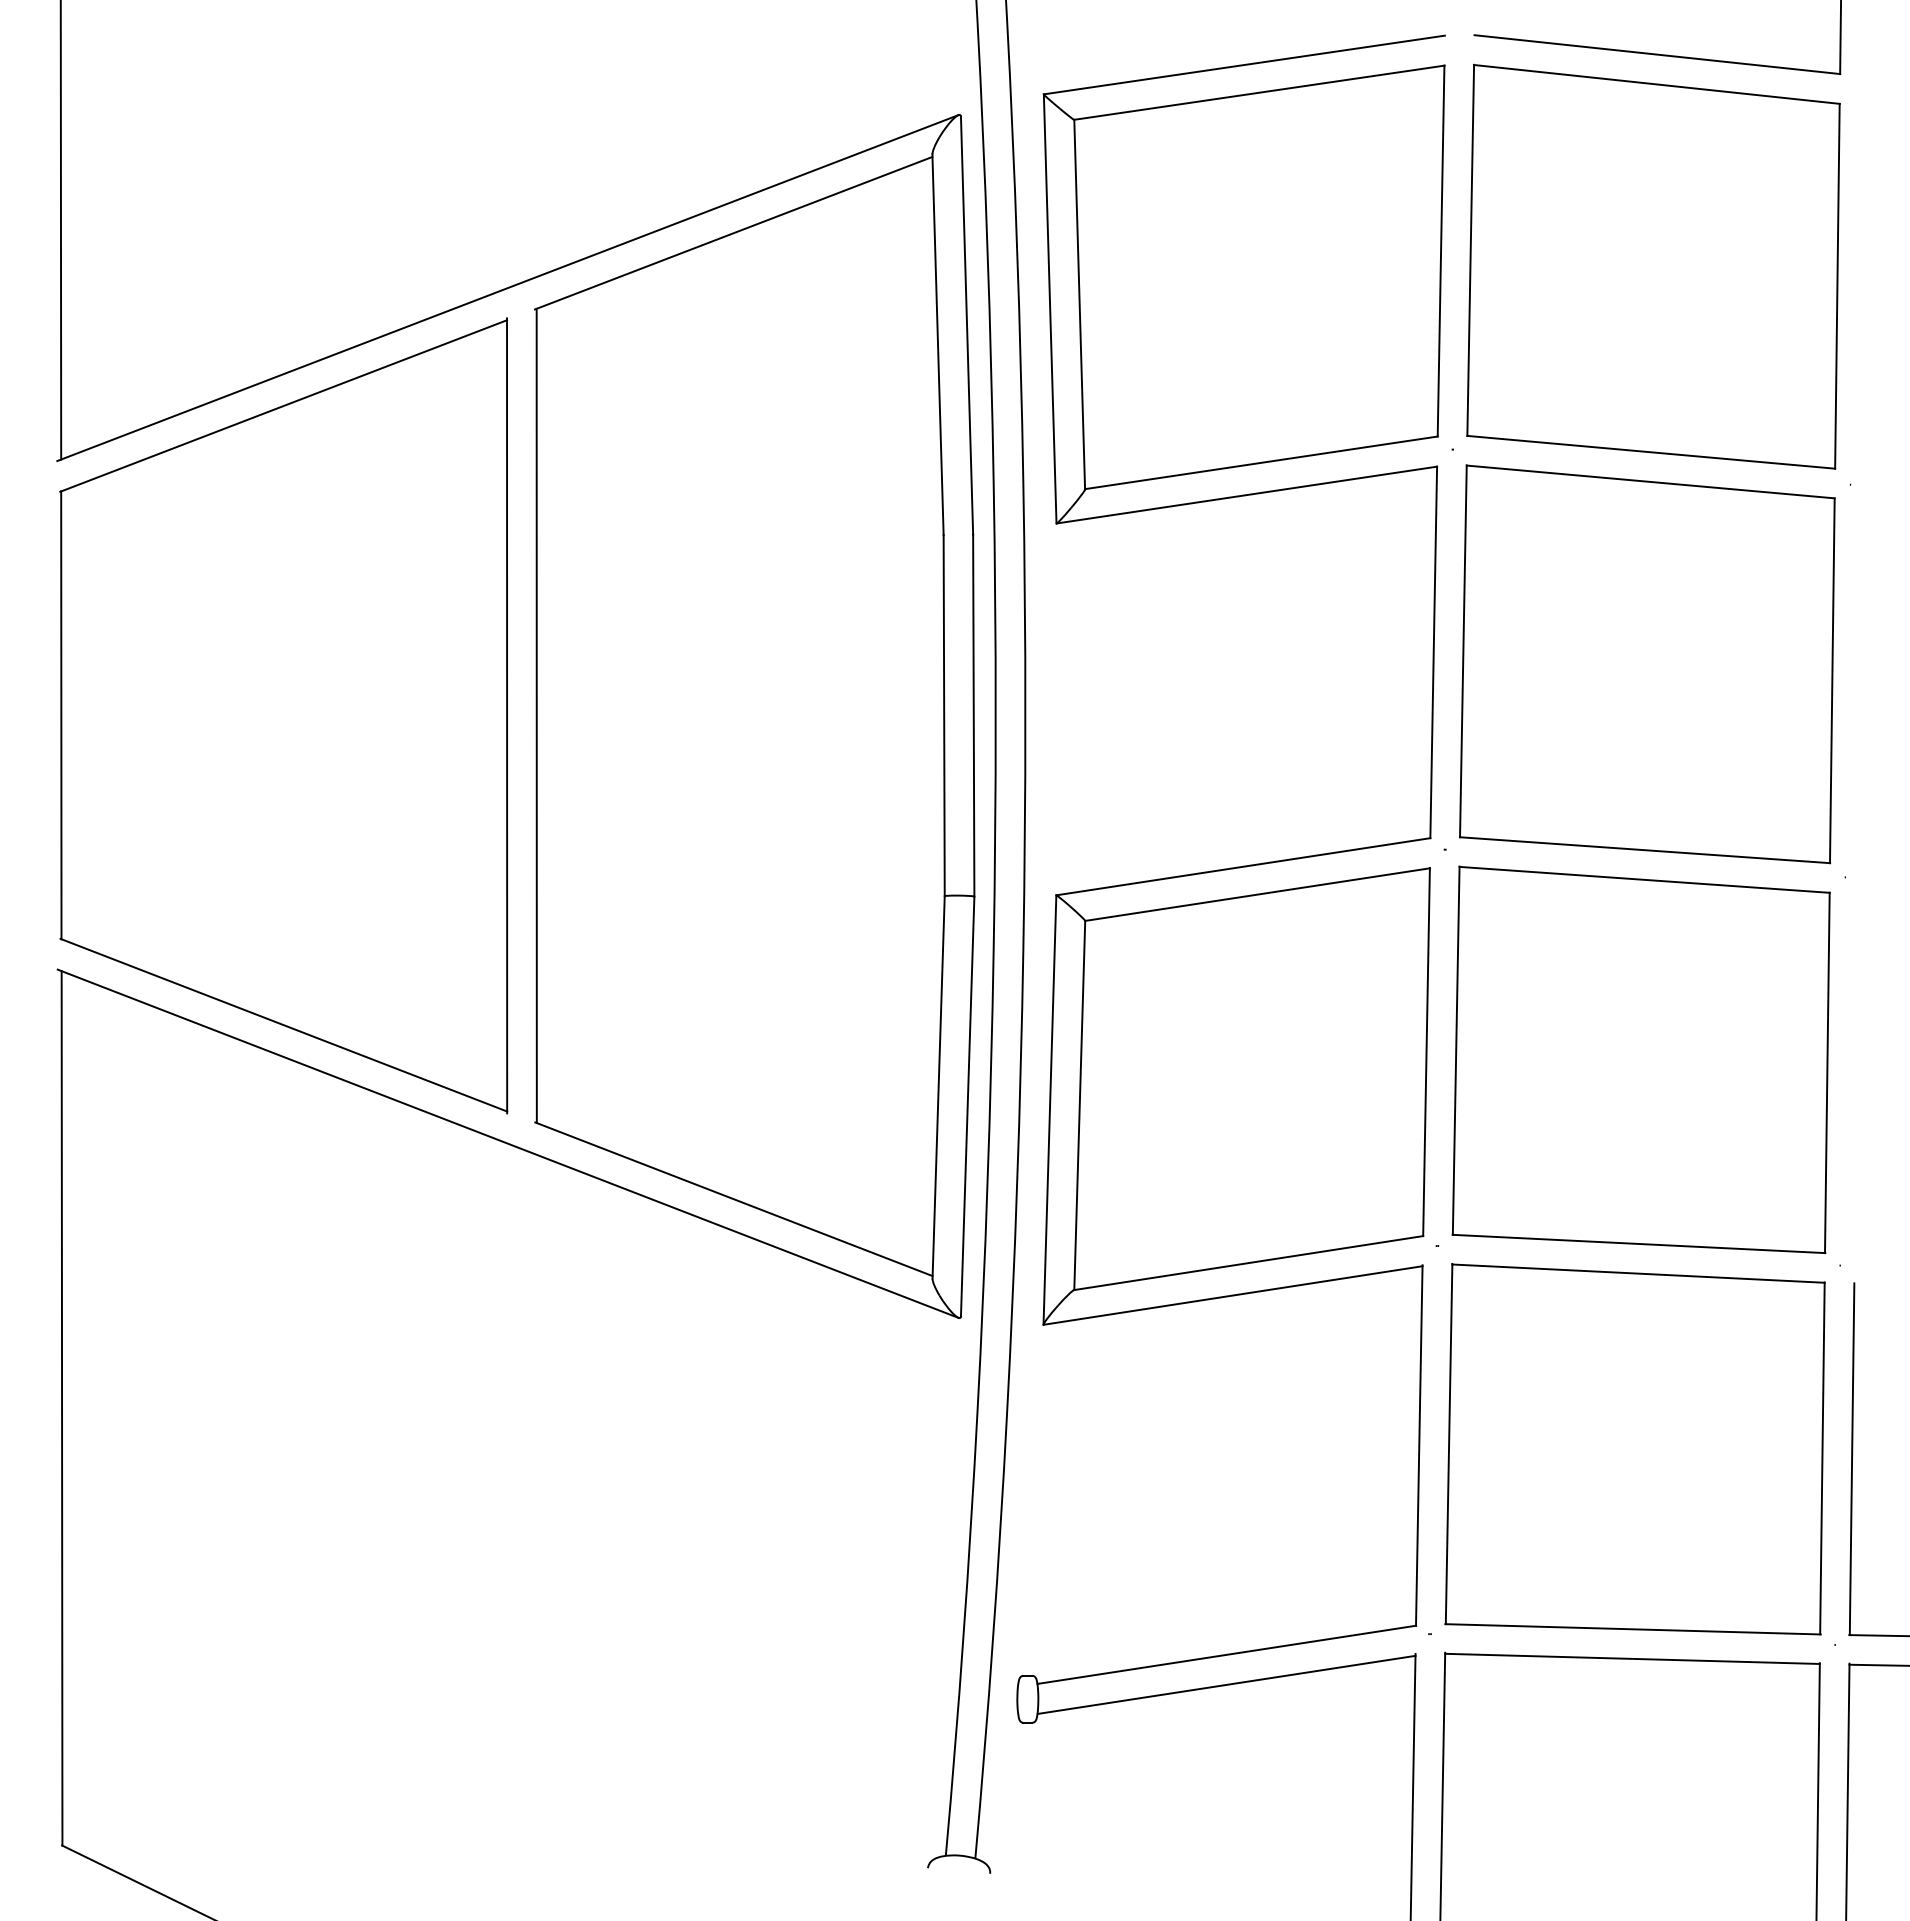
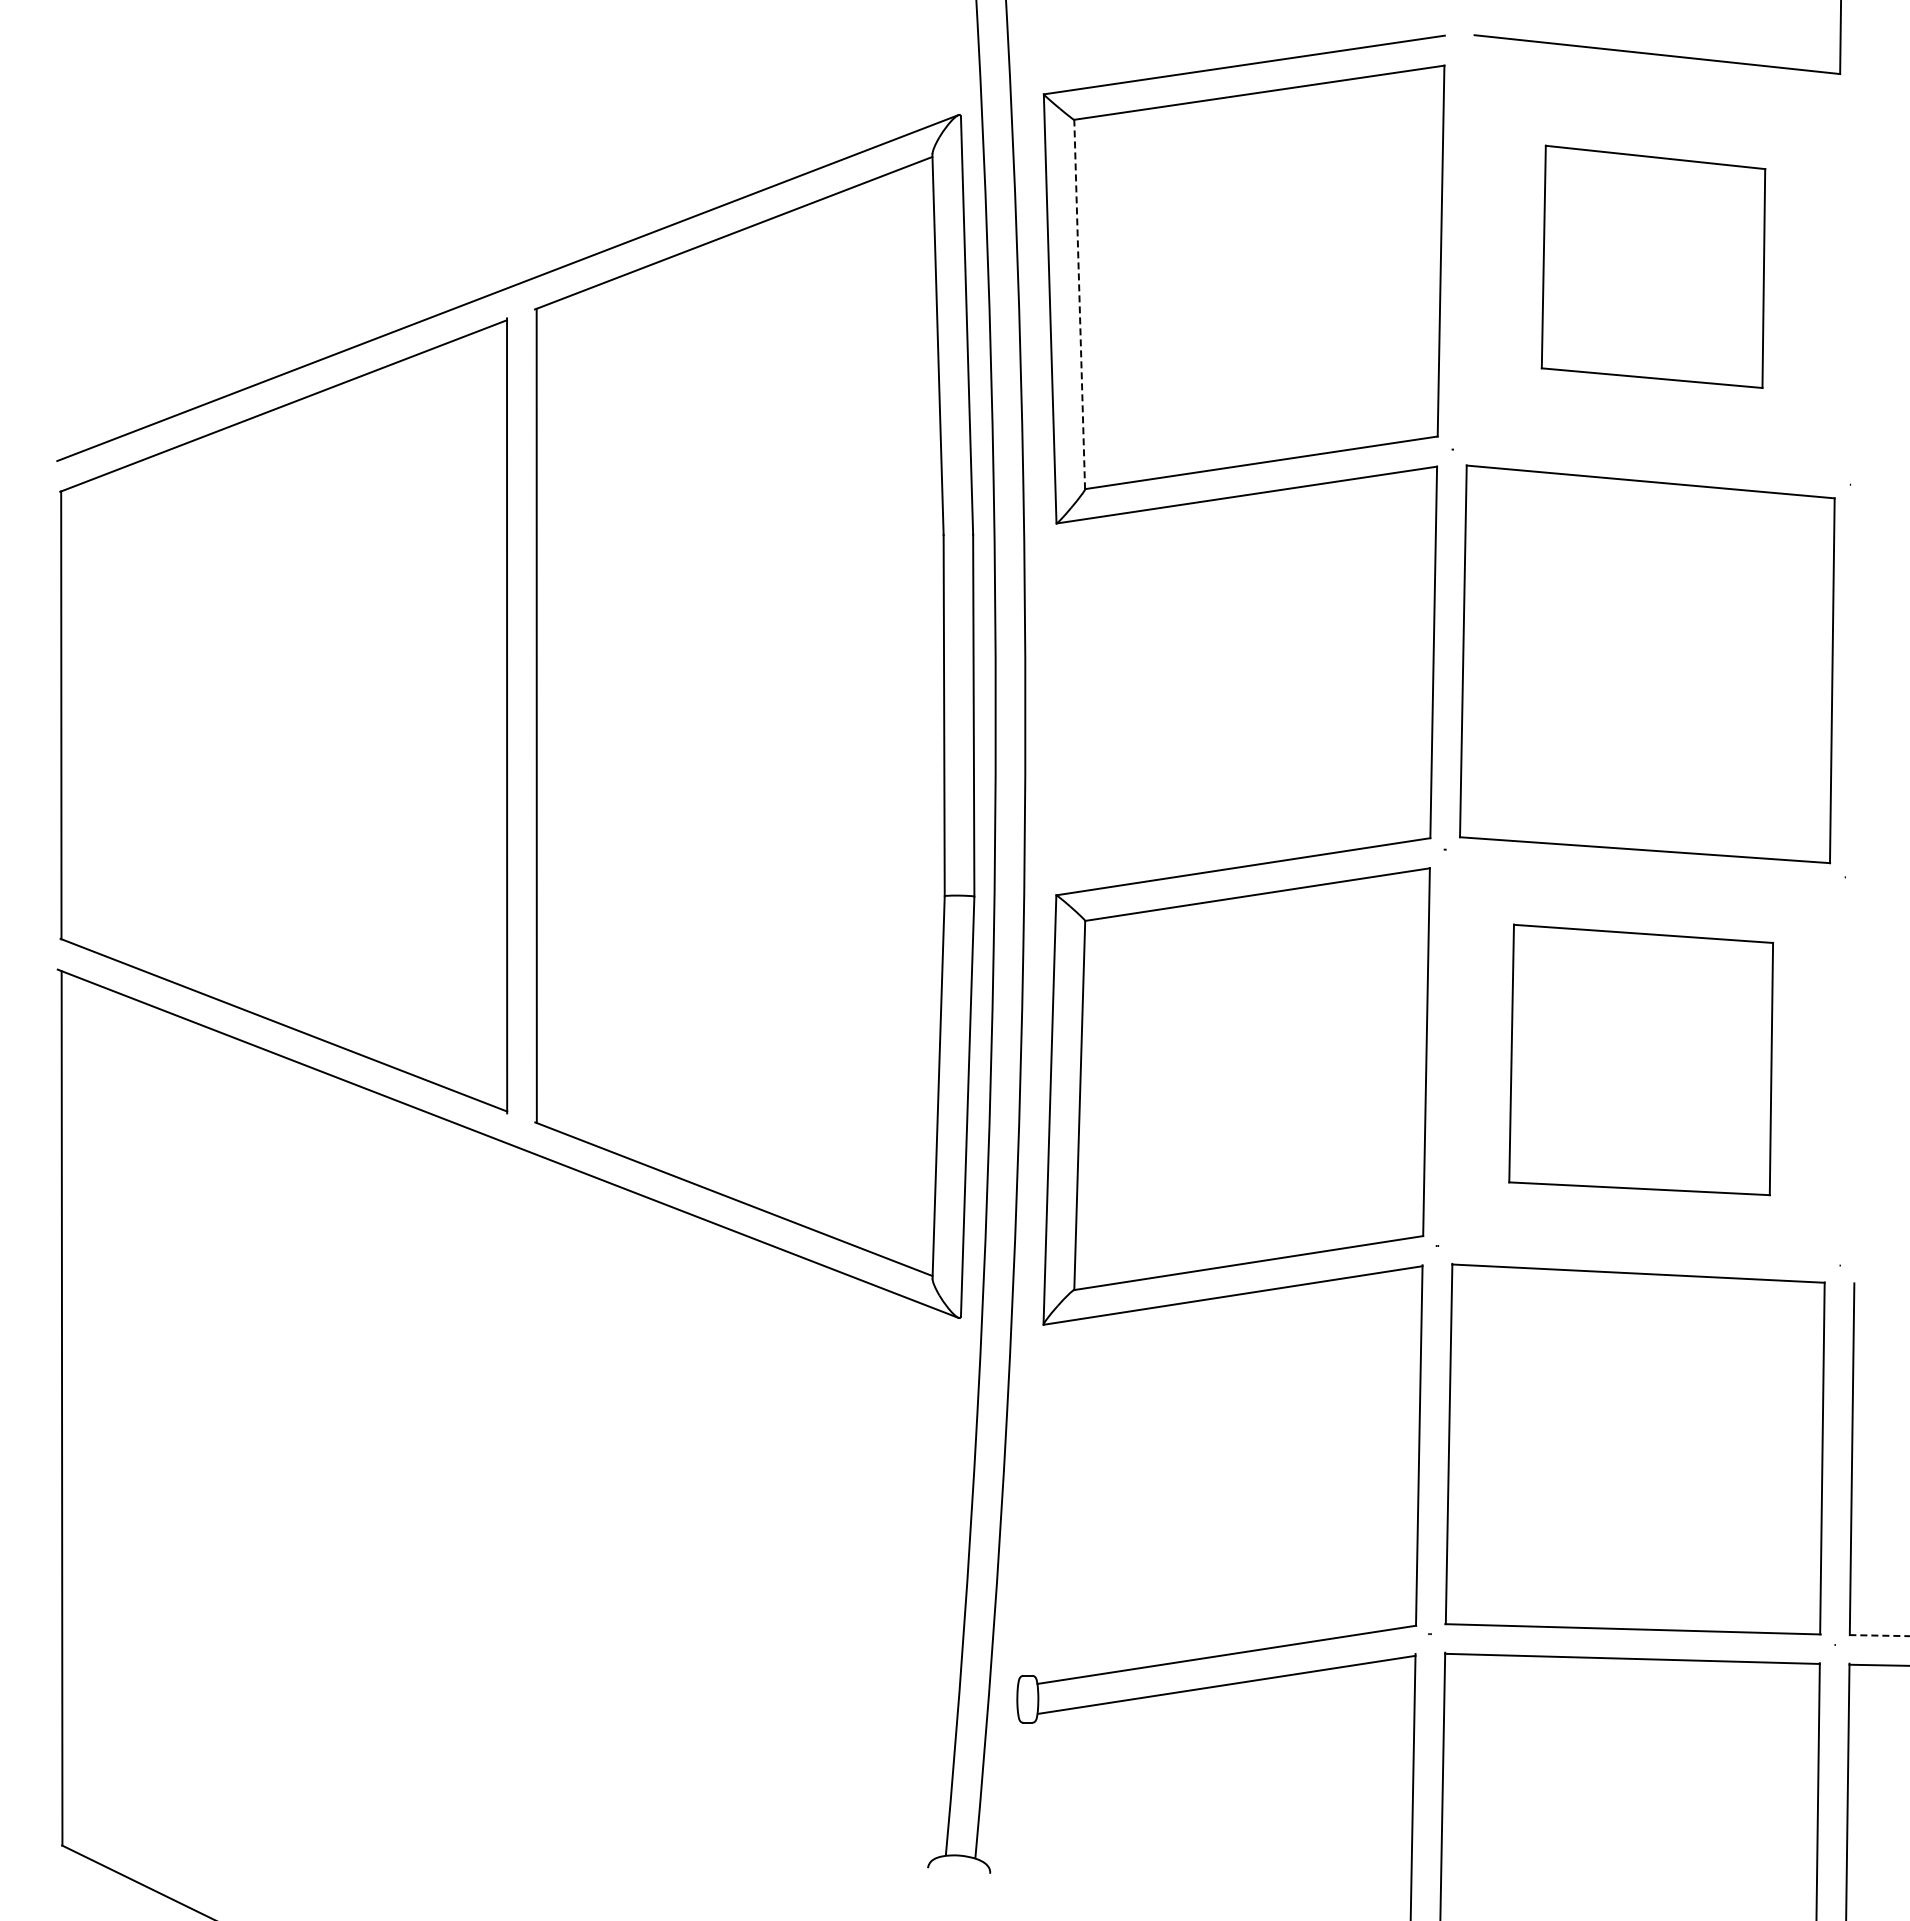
line: present -> none (60, 230)
part size: 375x406 px -> 227x245 px (1653, 266)
line: solid -> dashed (1079, 304)
part size: 380x390 px -> 267x274 px (1641, 1059)
line: solid -> dashed (1879, 1635)
